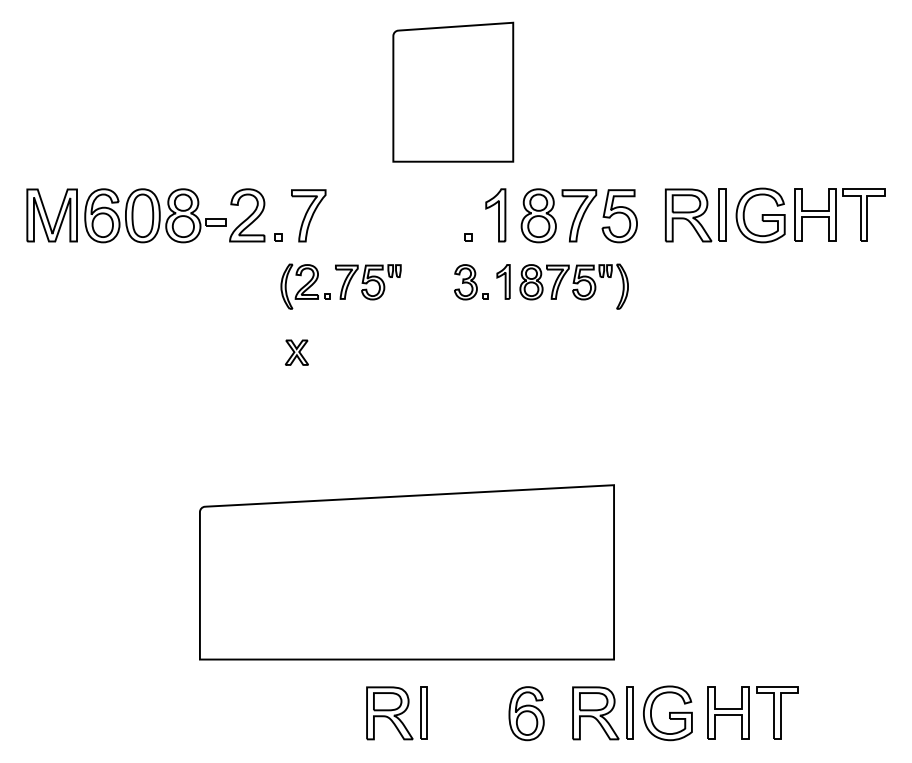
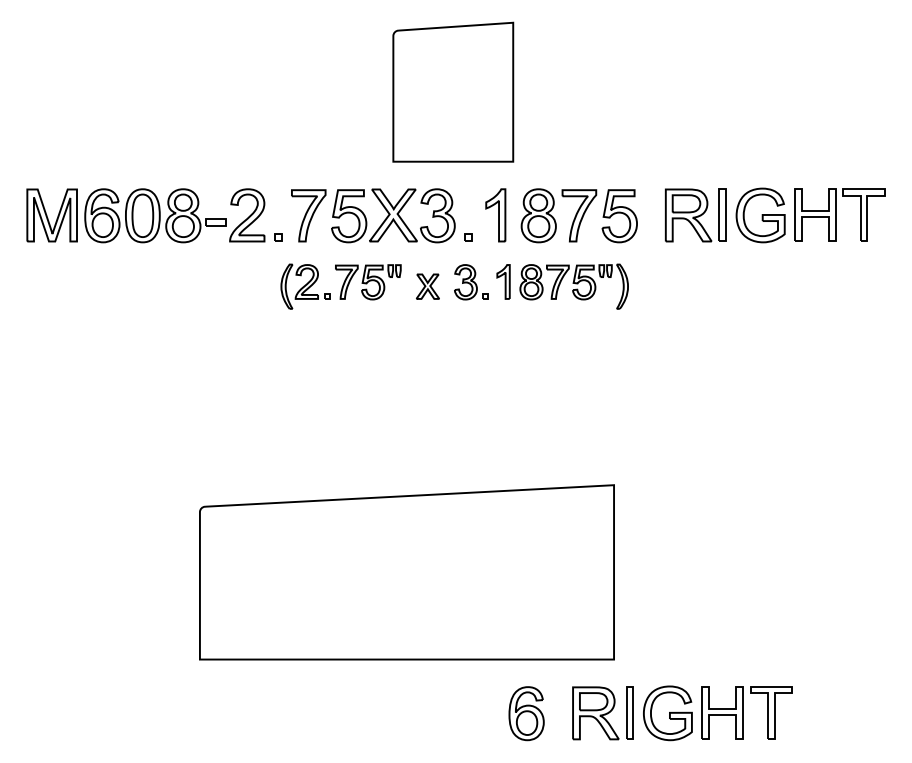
part: none -> present (393, 215)
part position: (296, 352) -> (427, 286) (427, 286)
part position: (752, 712) -> (746, 712) (746, 712)
part: present -> none (396, 713)
